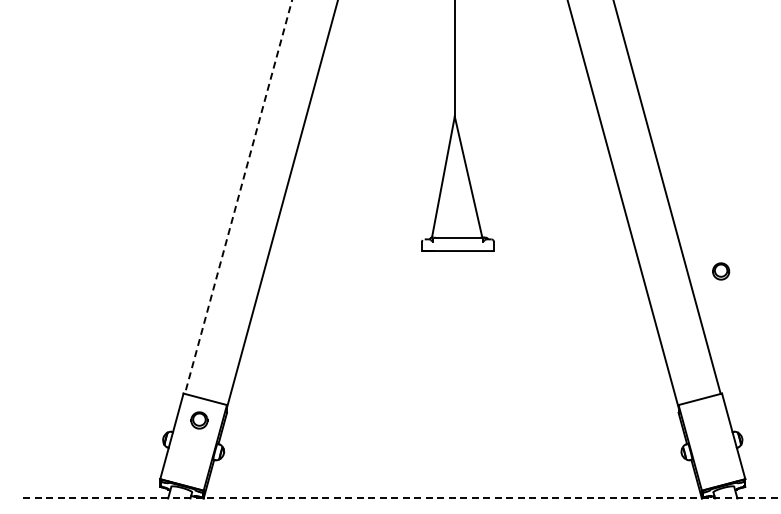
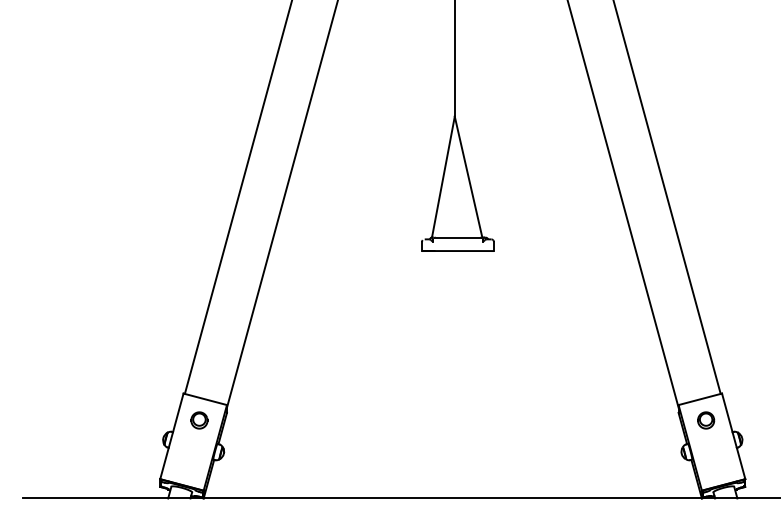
line: dashed -> solid (238, 197)
part position: (721, 271) -> (706, 420) (706, 420)
line: dashed -> solid (402, 498)
